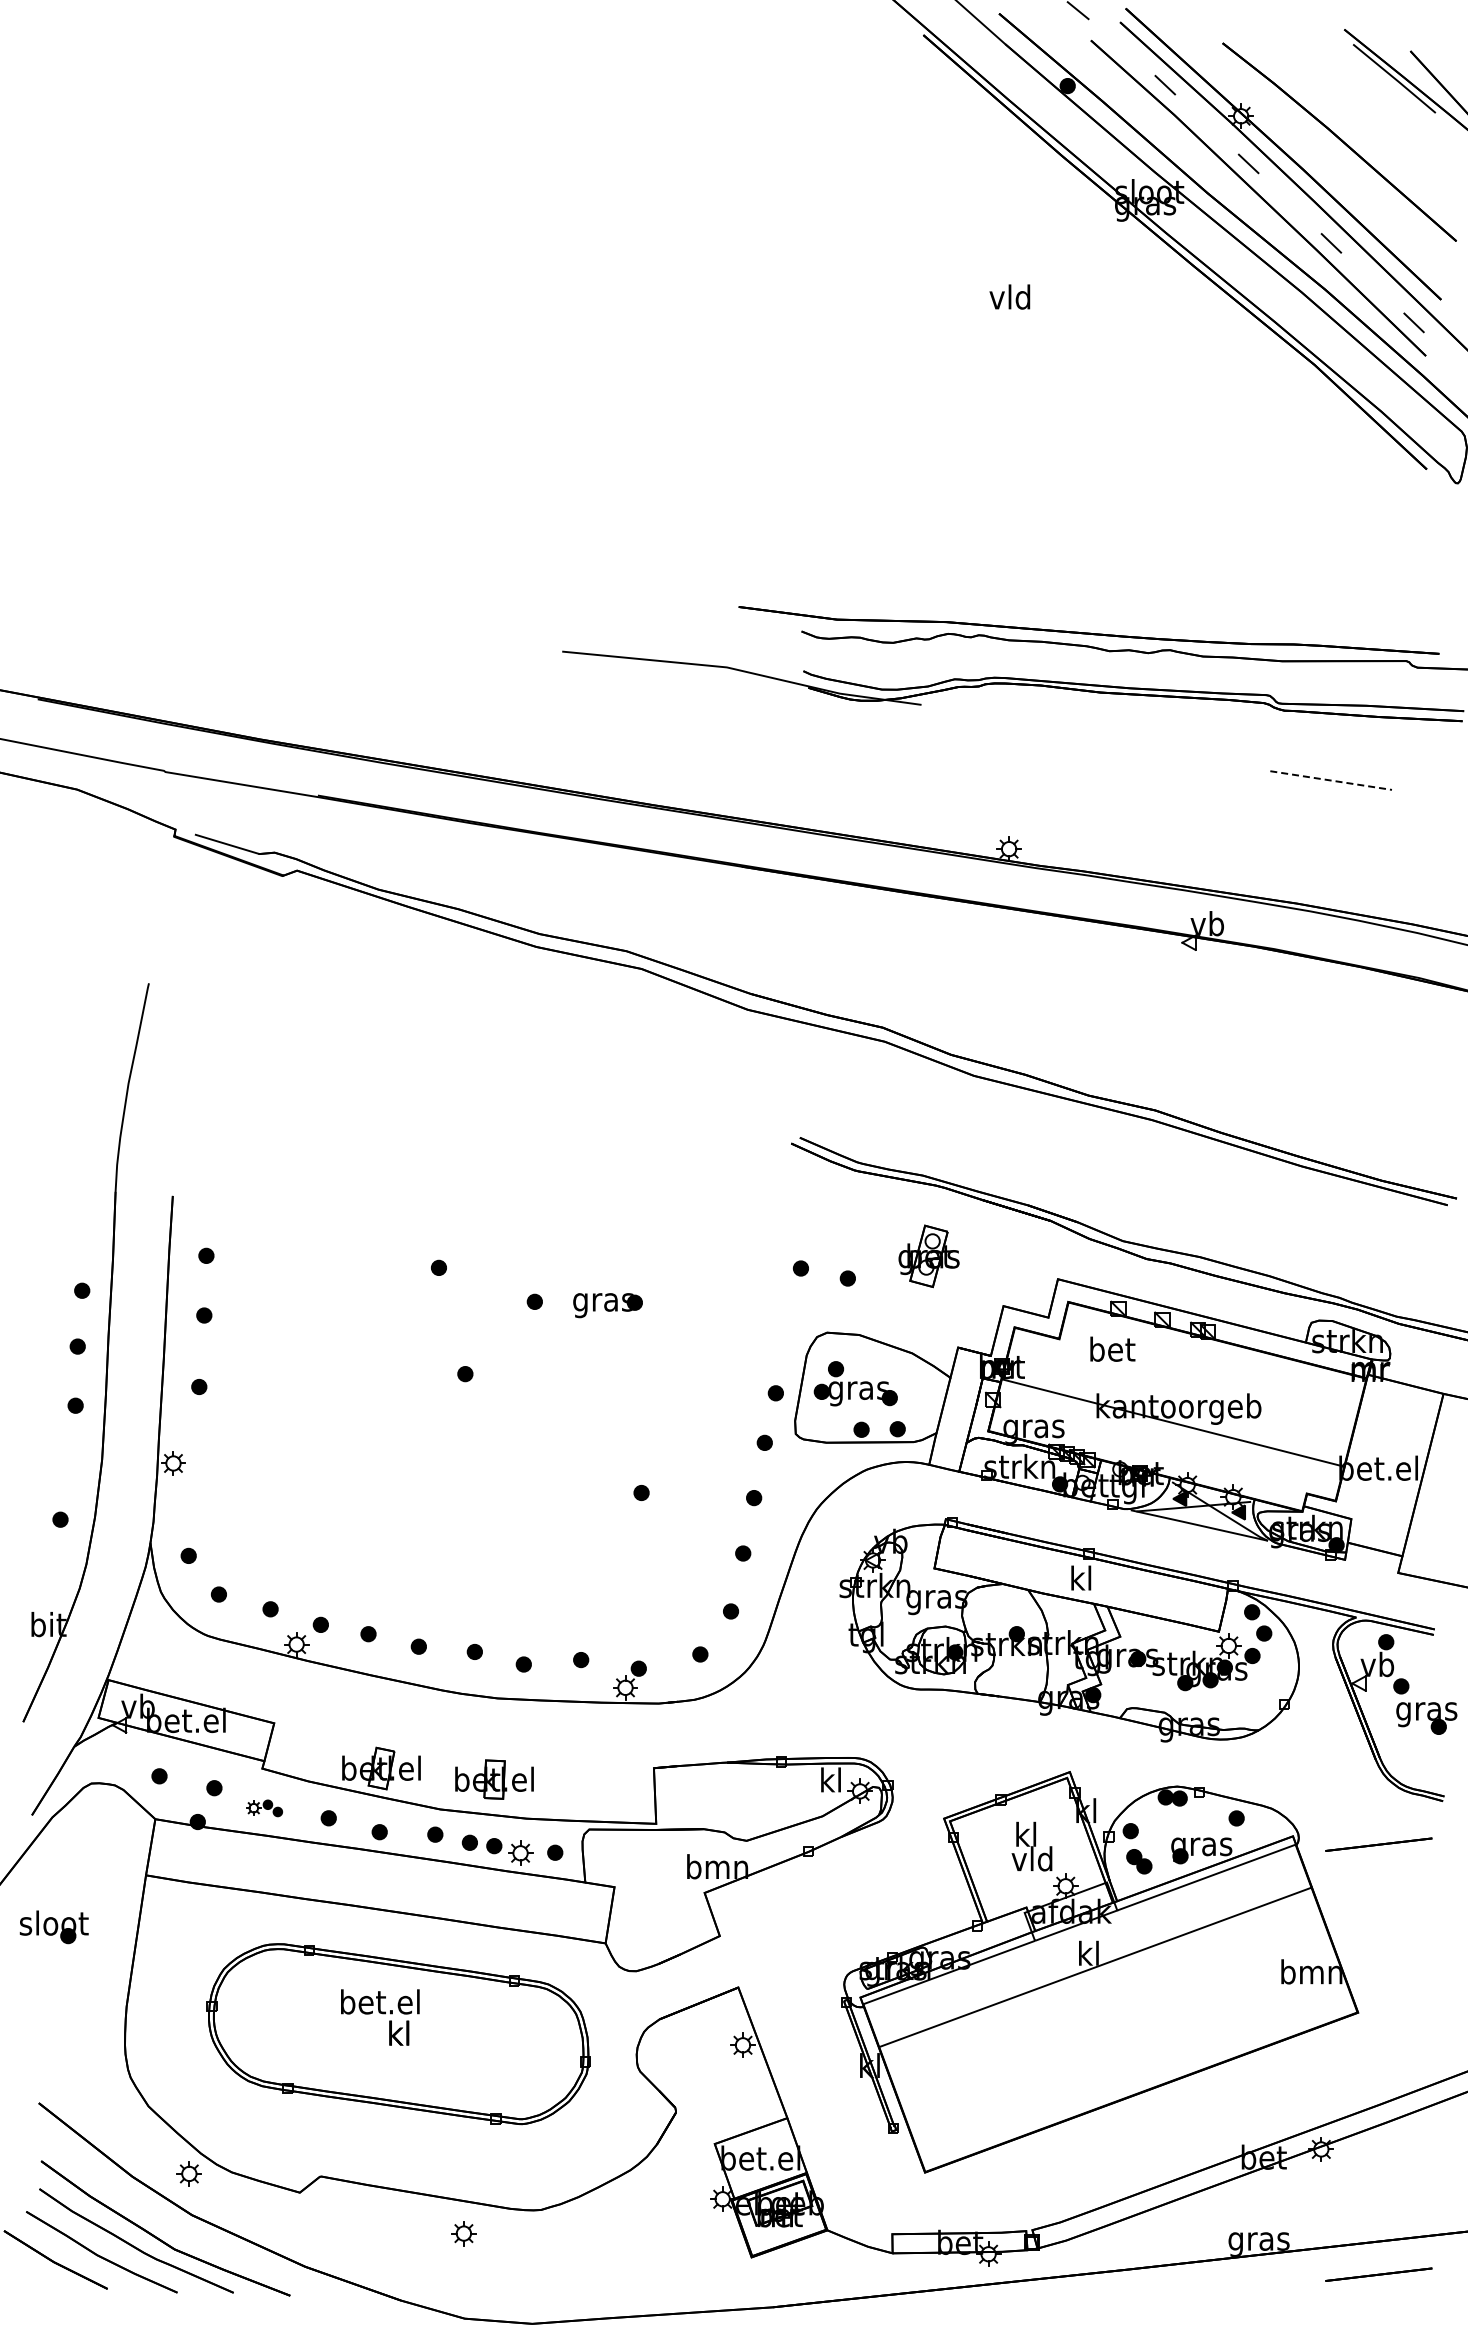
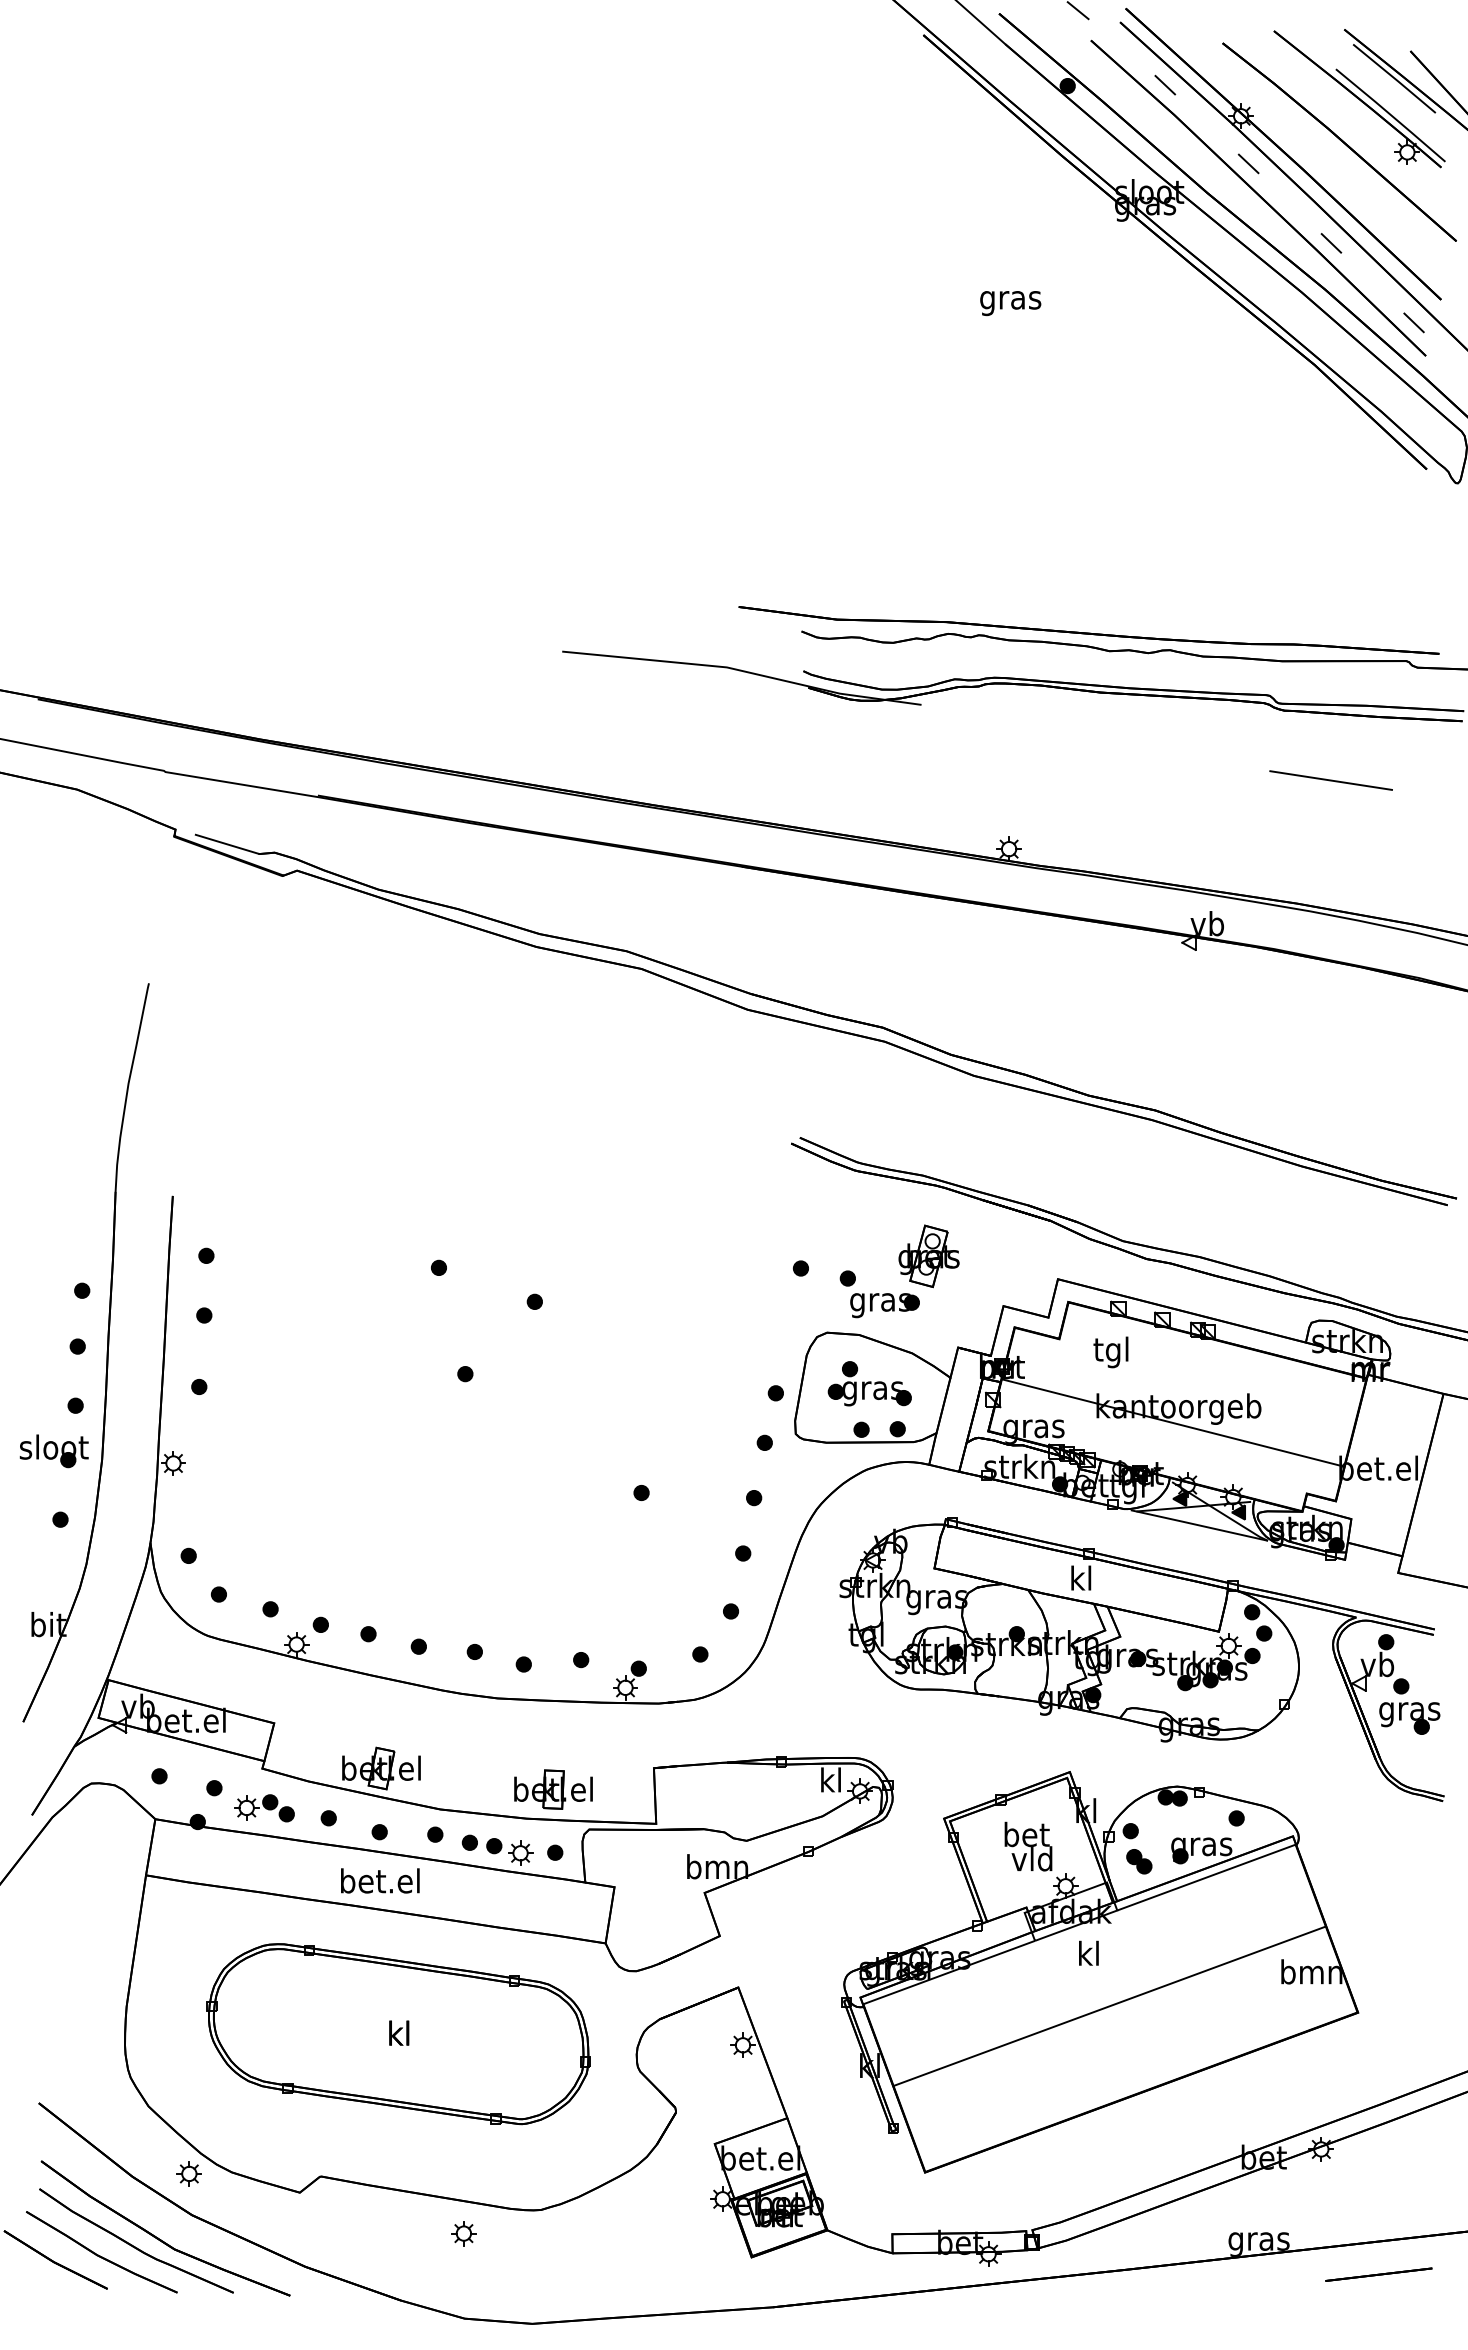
part: none -> present (1359, 99)
text: vld -> gras (1010, 300)
line: dashed -> solid (1331, 780)
part position: (607, 1305) -> (884, 1305) (884, 1305)
text: bet -> tgl (1112, 1352)
part position: (855, 1383) -> (869, 1383) (869, 1383)
part position: (1426, 1718) -> (1409, 1718) (1409, 1718)
part position: (494, 1779) -> (553, 1789) (553, 1789)
part size: 37x19 px -> 61x29 px (264, 1808)
text: kl -> bet (1026, 1834)
line: present -> none (1378, 1844)
part position: (53, 1927) -> (53, 1451) (53, 1451)
line position: (1095, 1966) -> (1109, 2005) (1109, 2005)
text position: (380, 2001) -> (380, 1880) (380, 1880)
